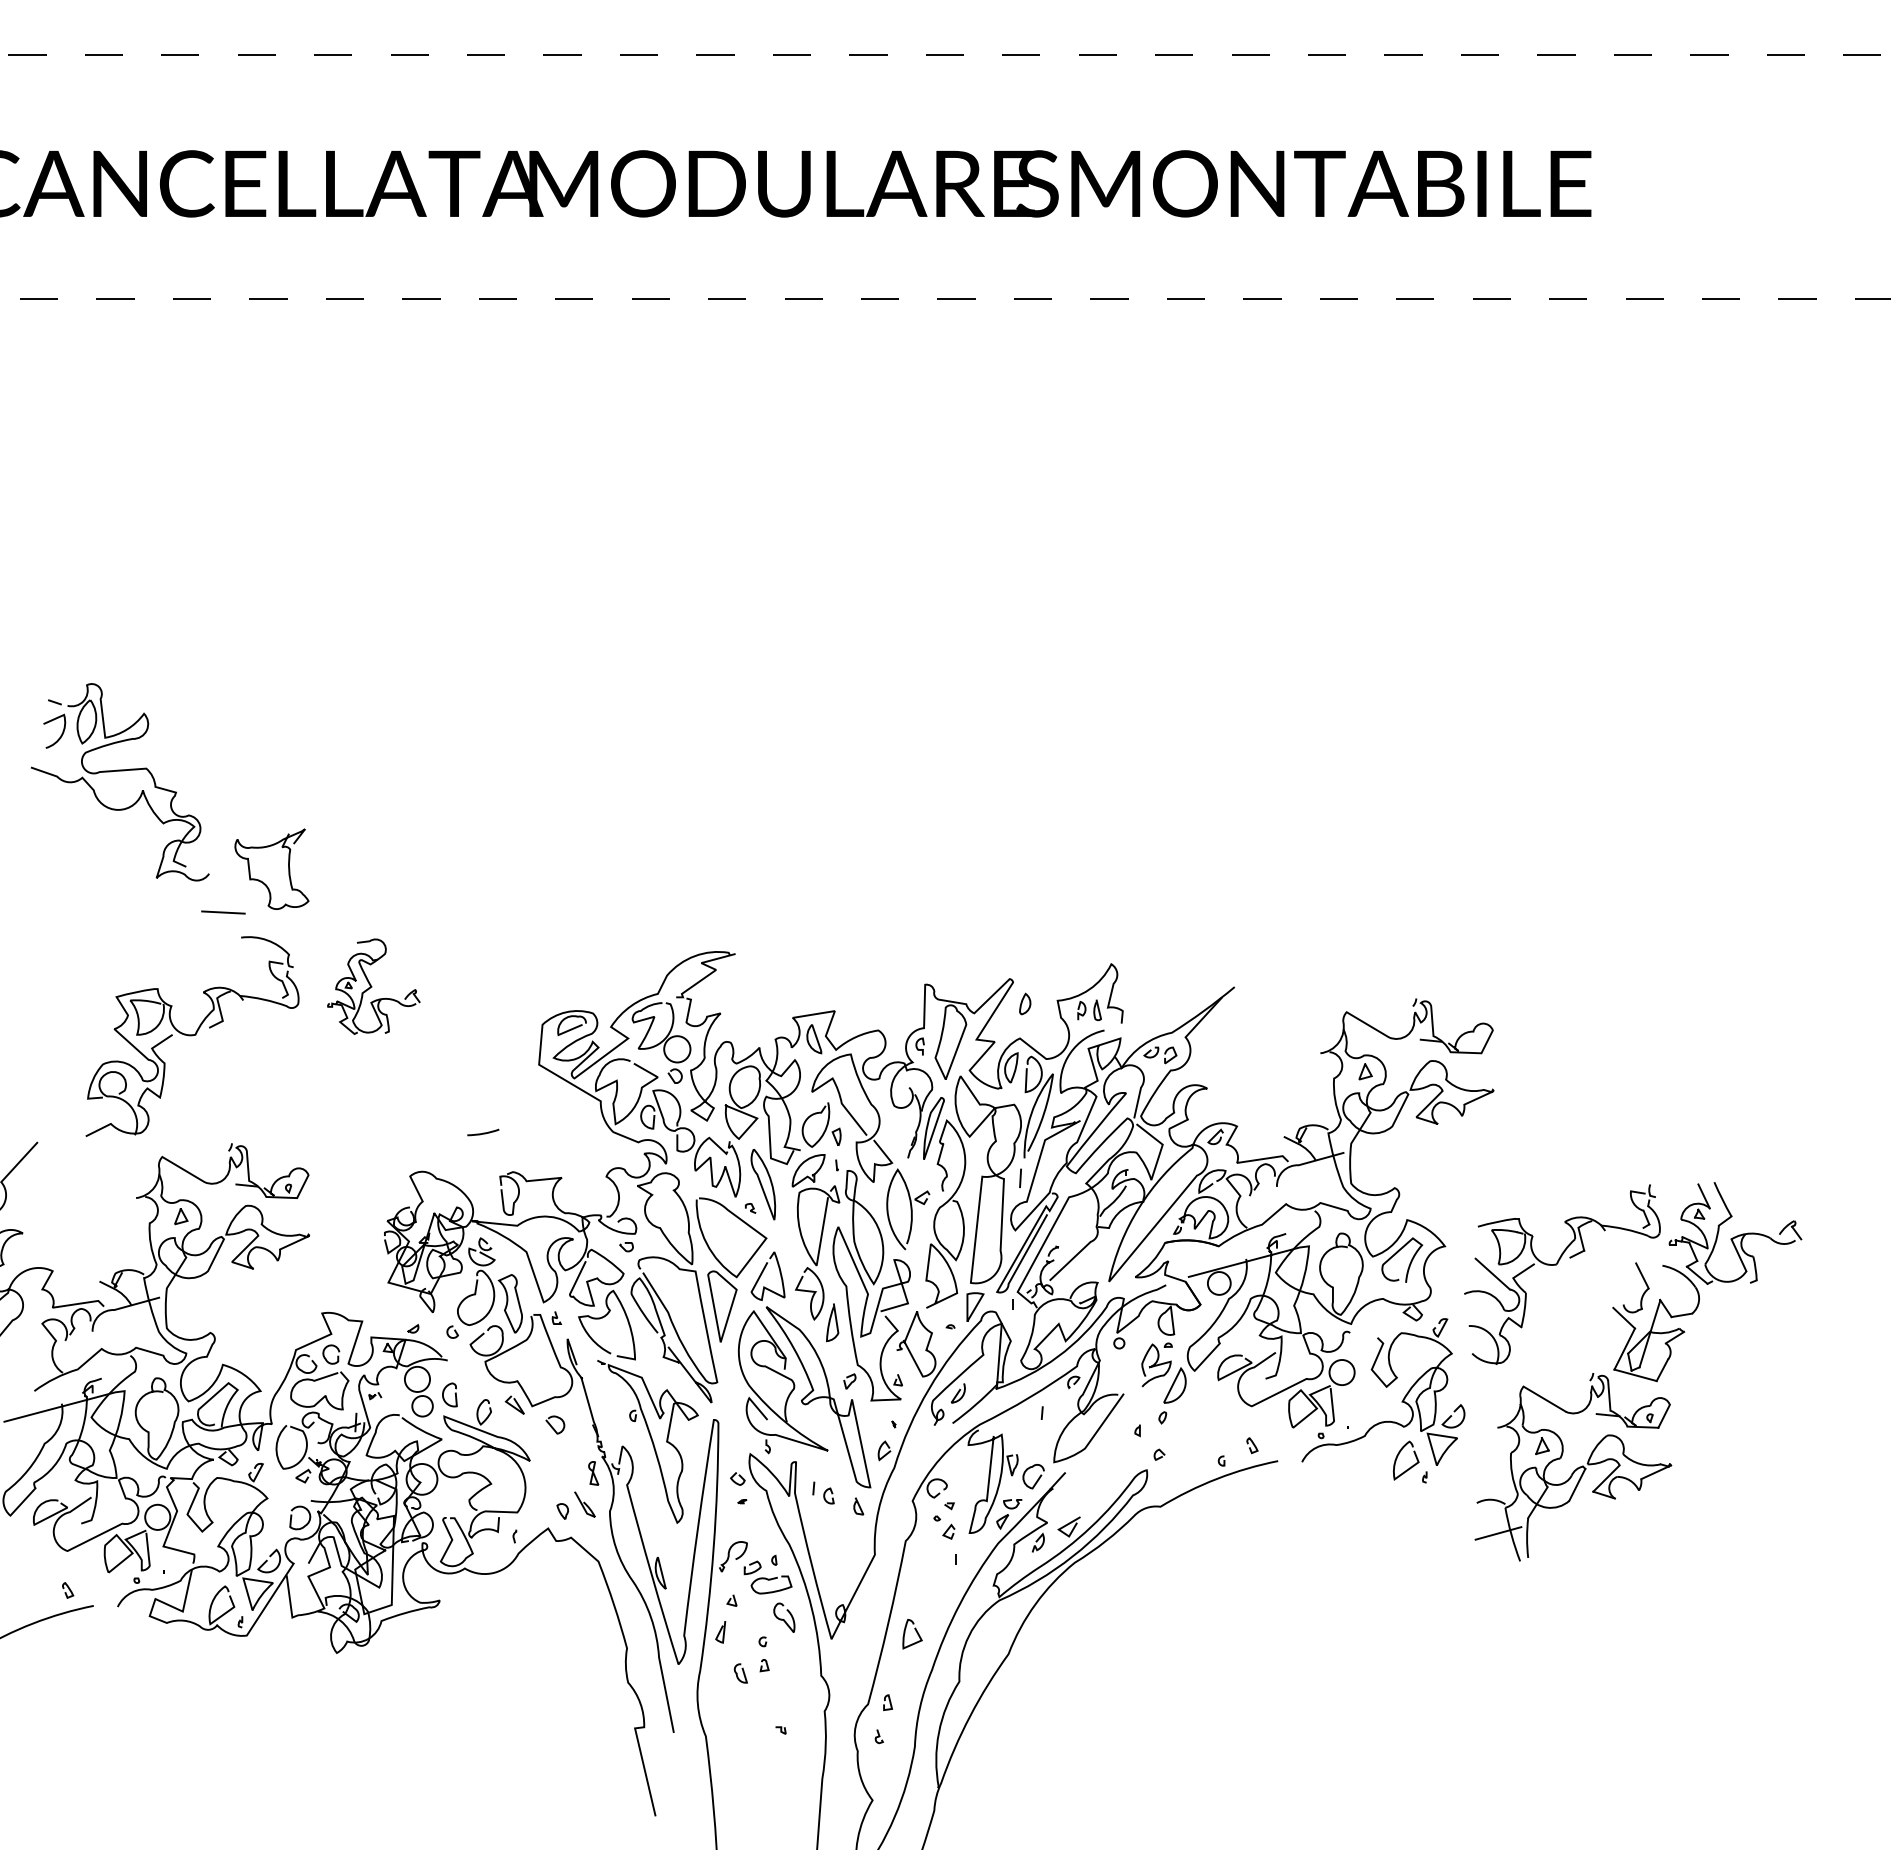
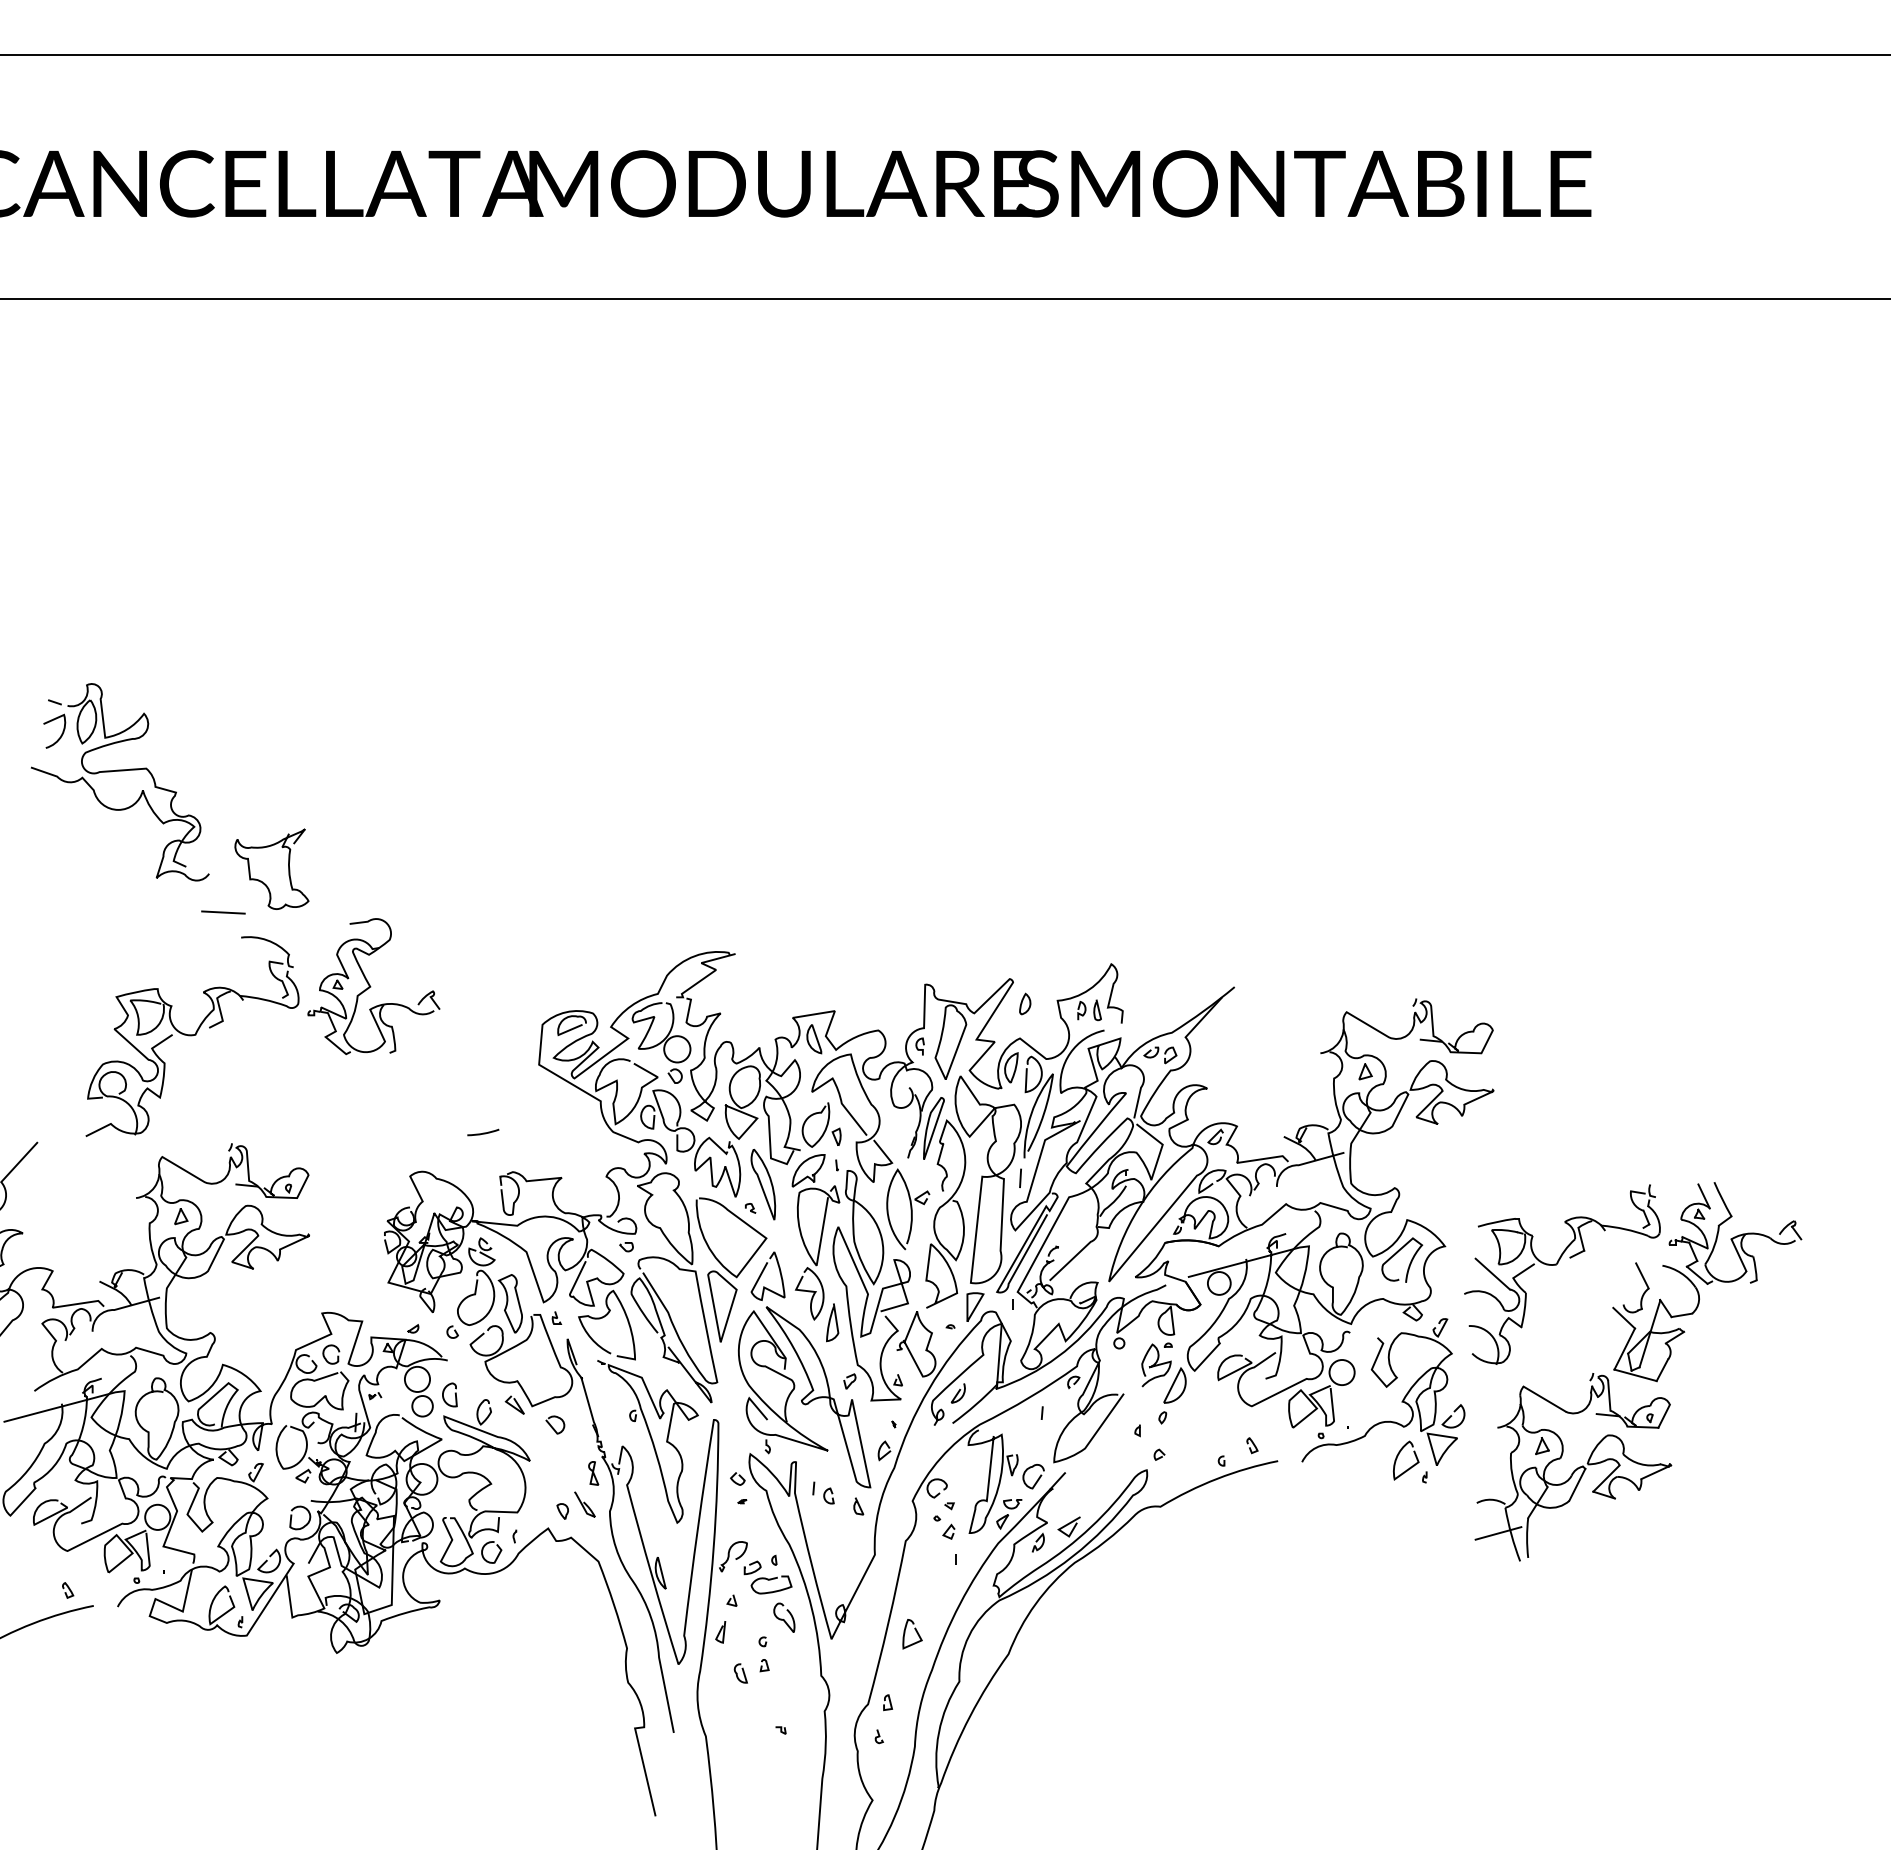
line: dashed -> solid (945, 55)
line: dashed -> solid (945, 298)
part size: 94x97 px -> 134x138 px (373, 986)
curve: none -> present (496, 1556)
